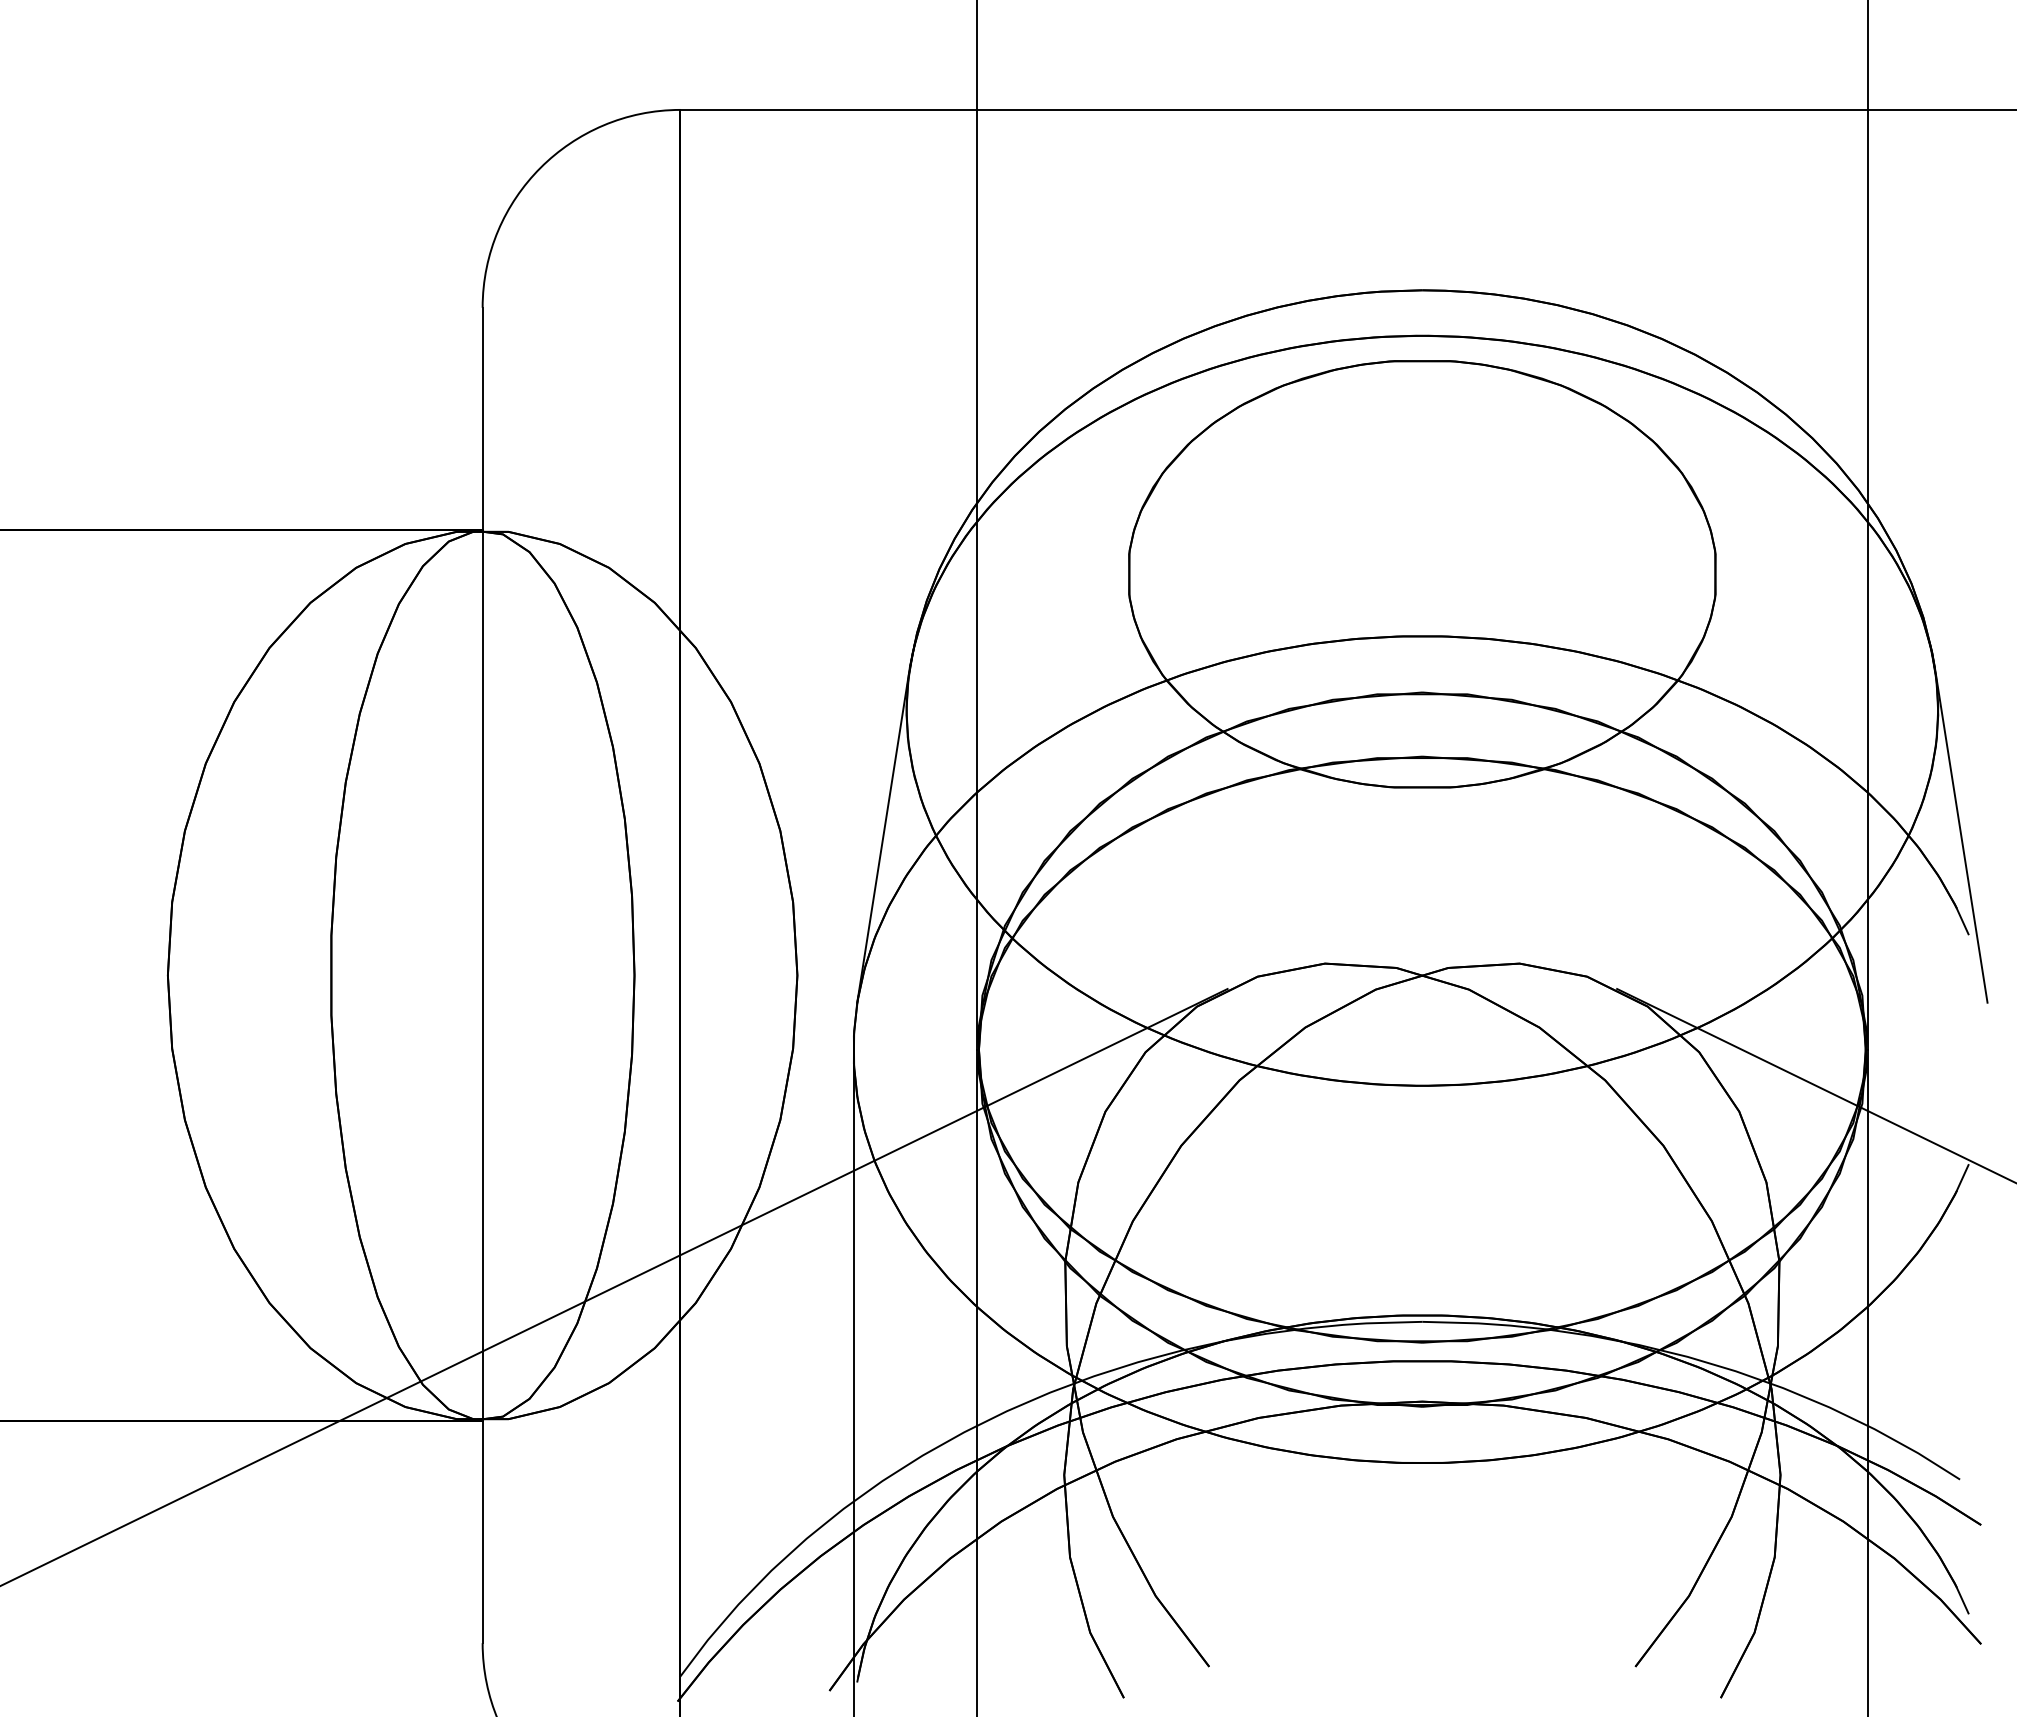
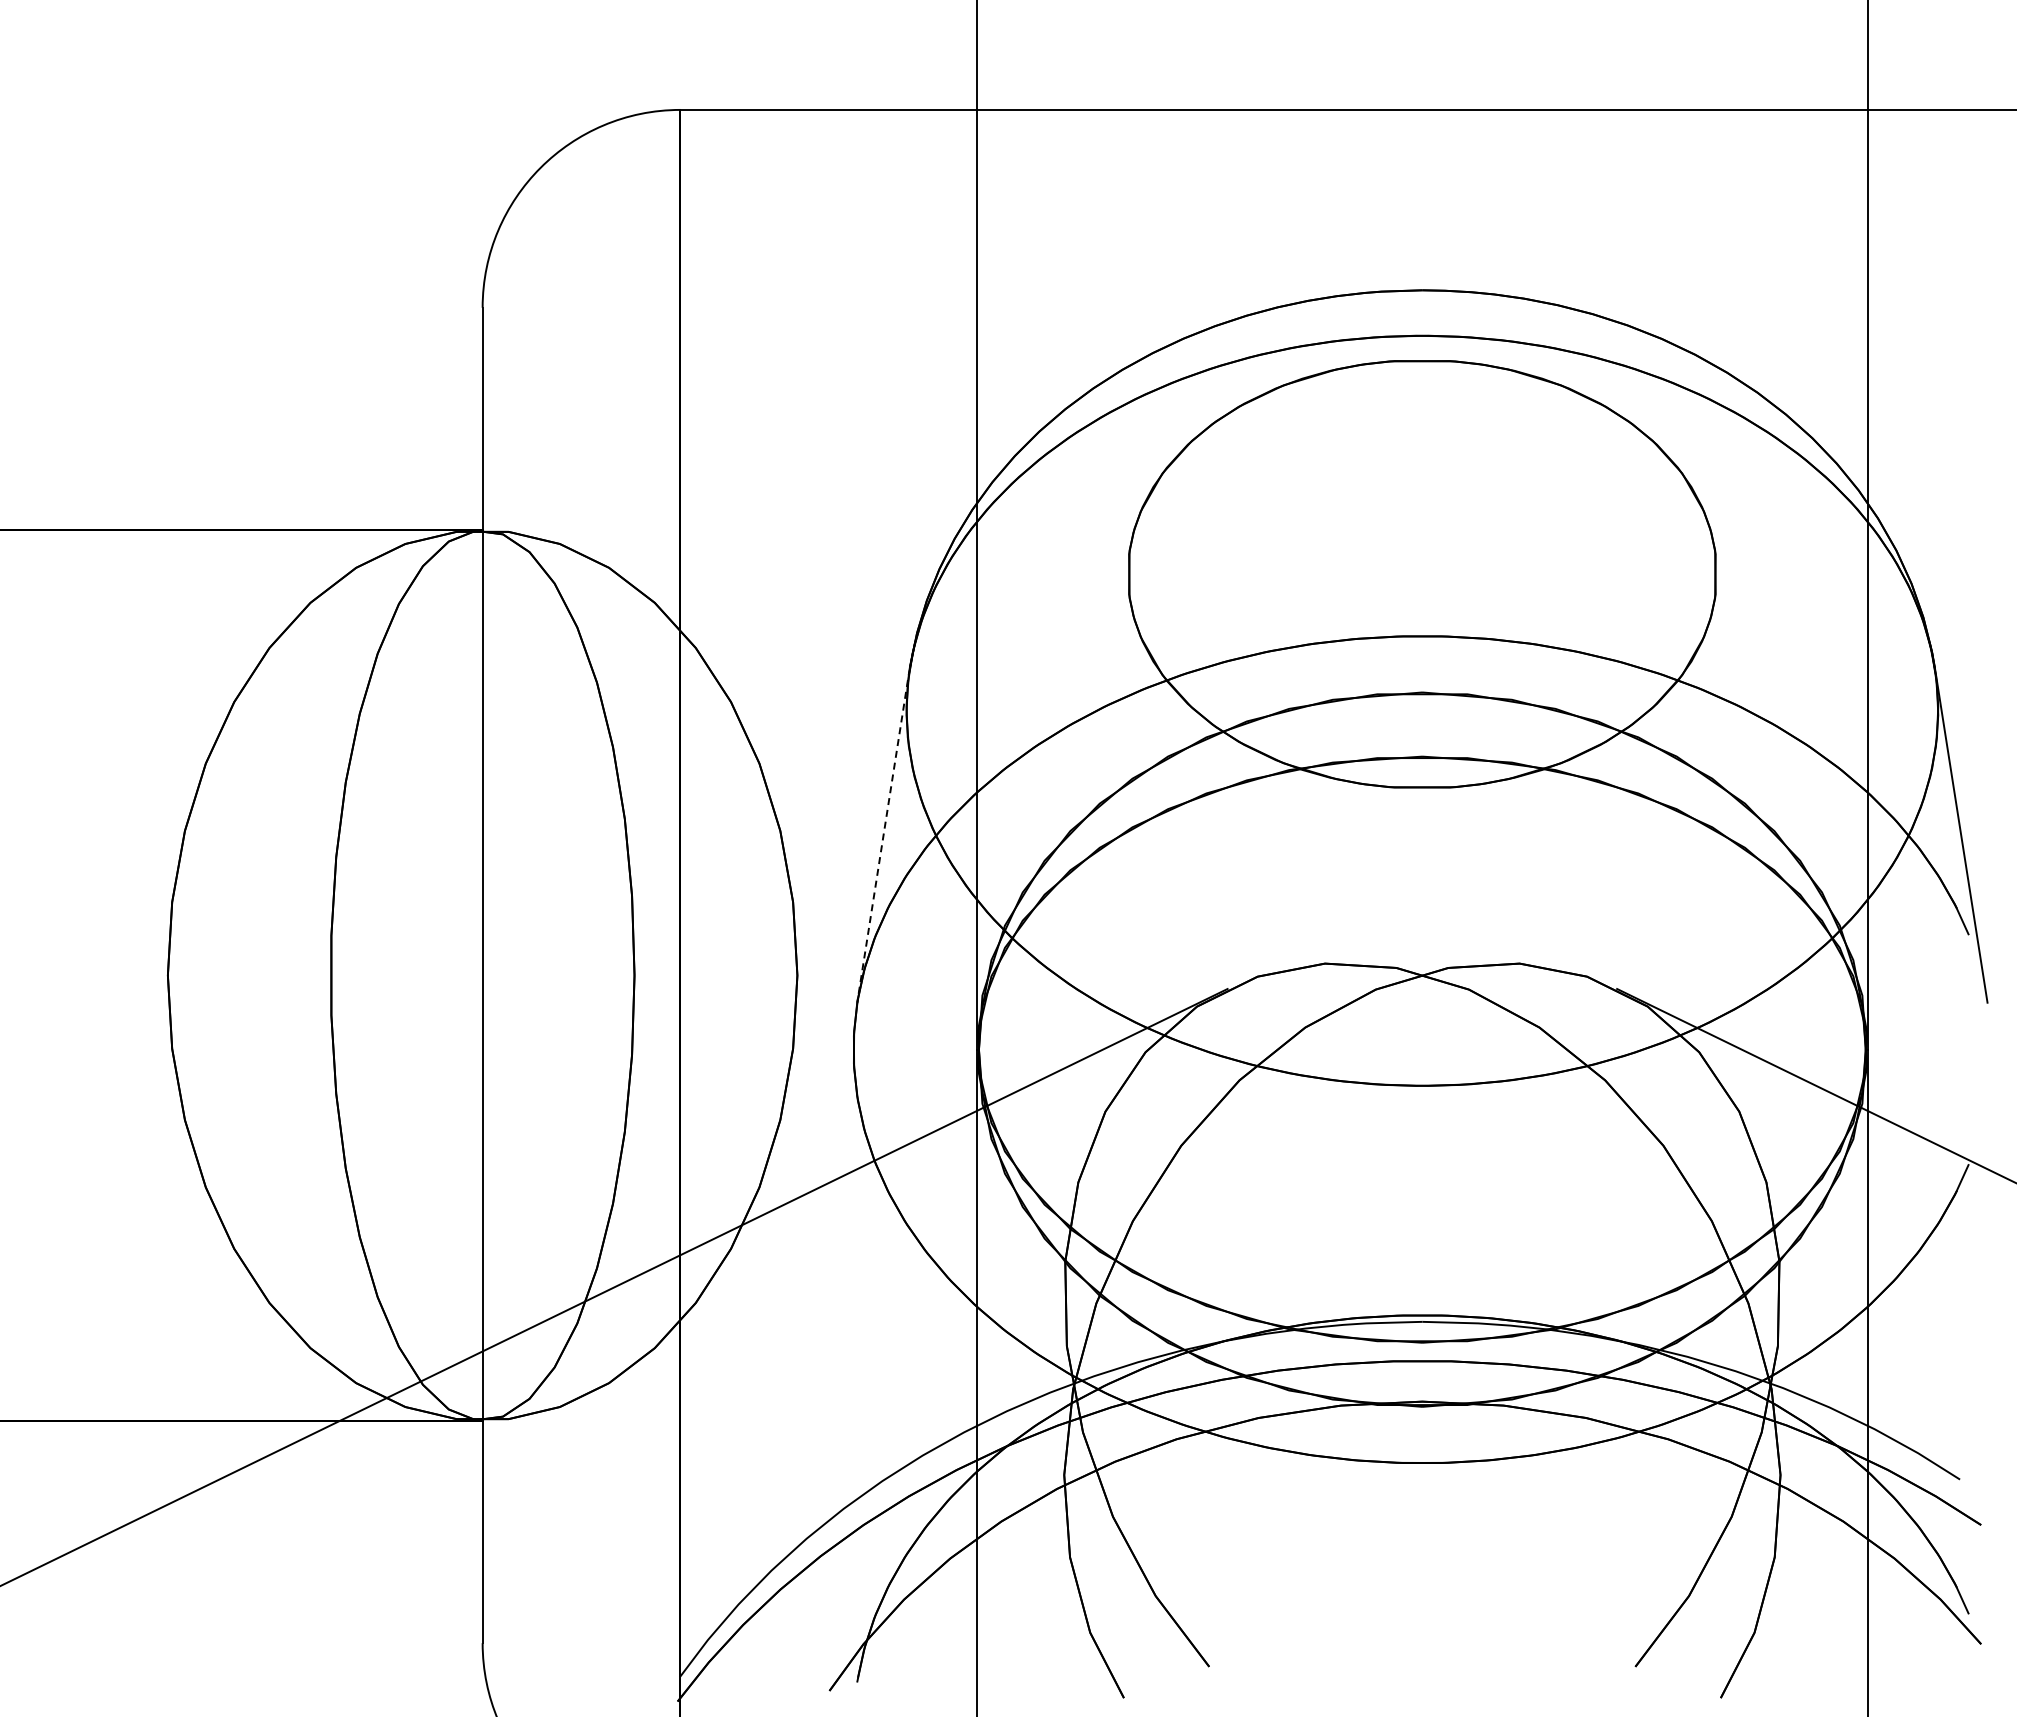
line: solid -> dashed (883, 836)
line: present -> none (853, 1381)
